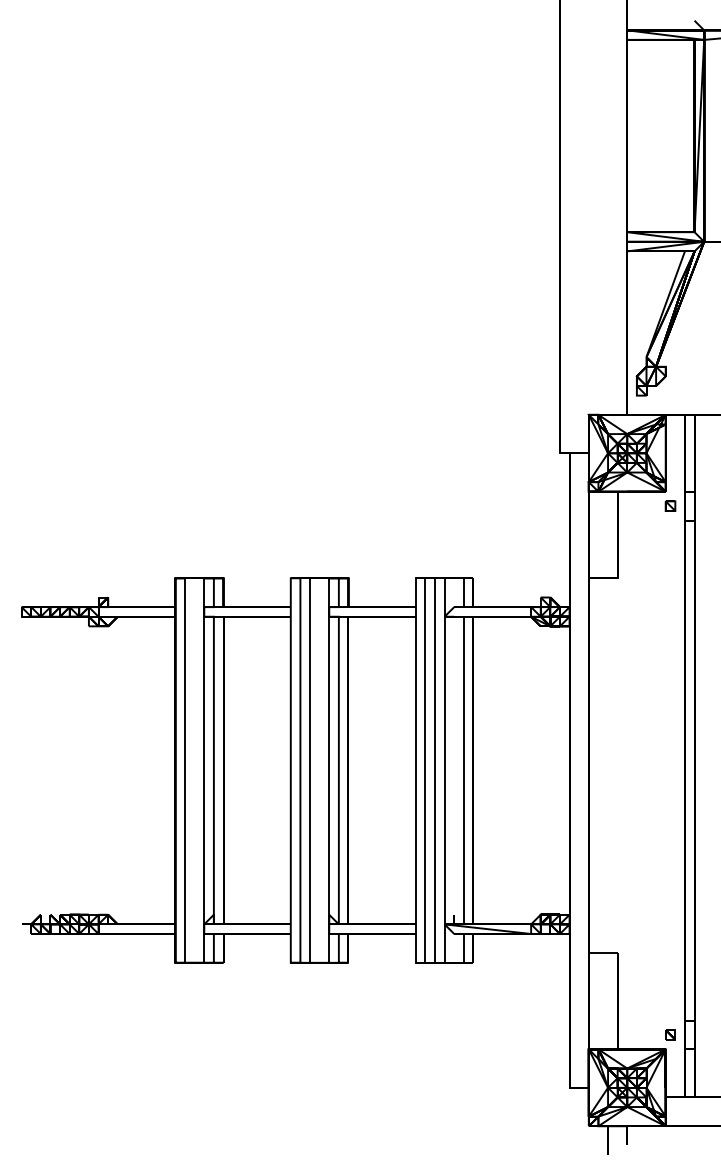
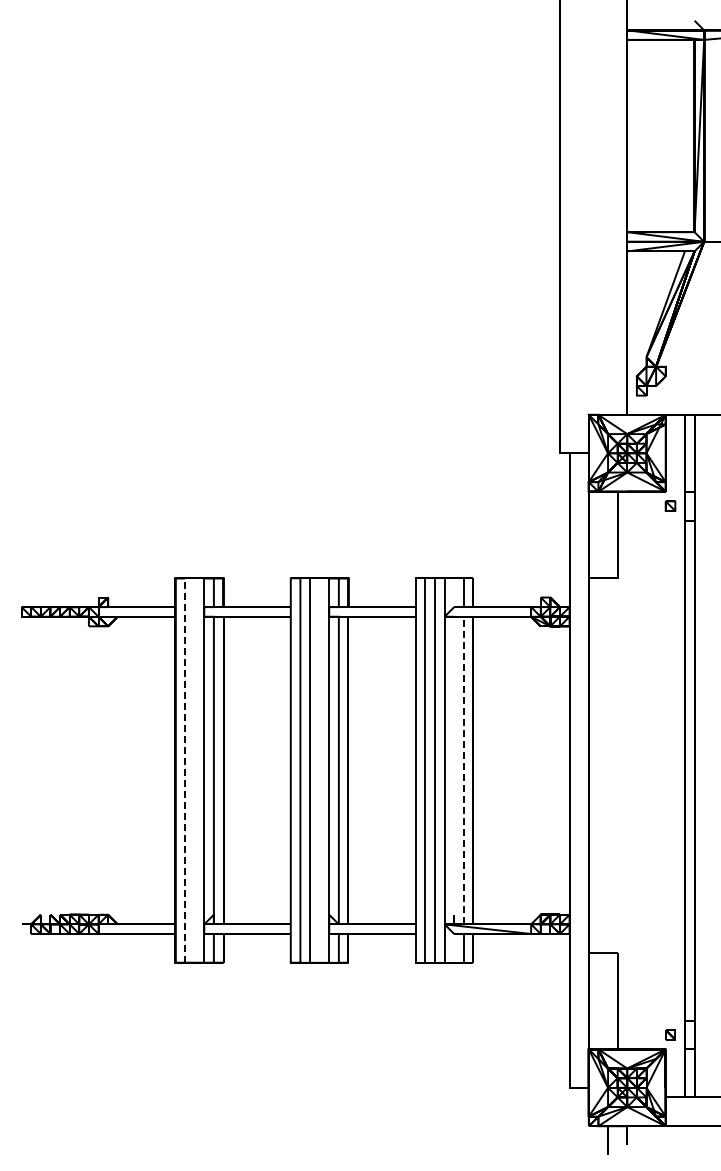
line: solid -> dashed (185, 760)
line: solid -> dashed (463, 770)
